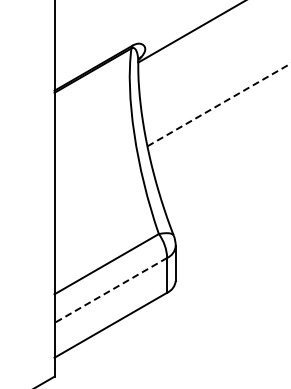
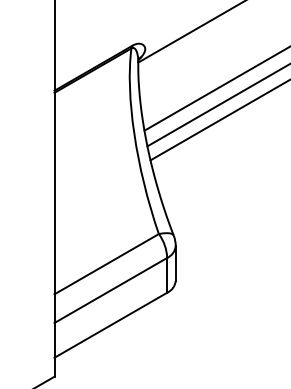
line: none -> present (215, 89)
line: dashed -> solid (218, 105)
line: none -> present (218, 120)
line: dashed -> solid (110, 290)
